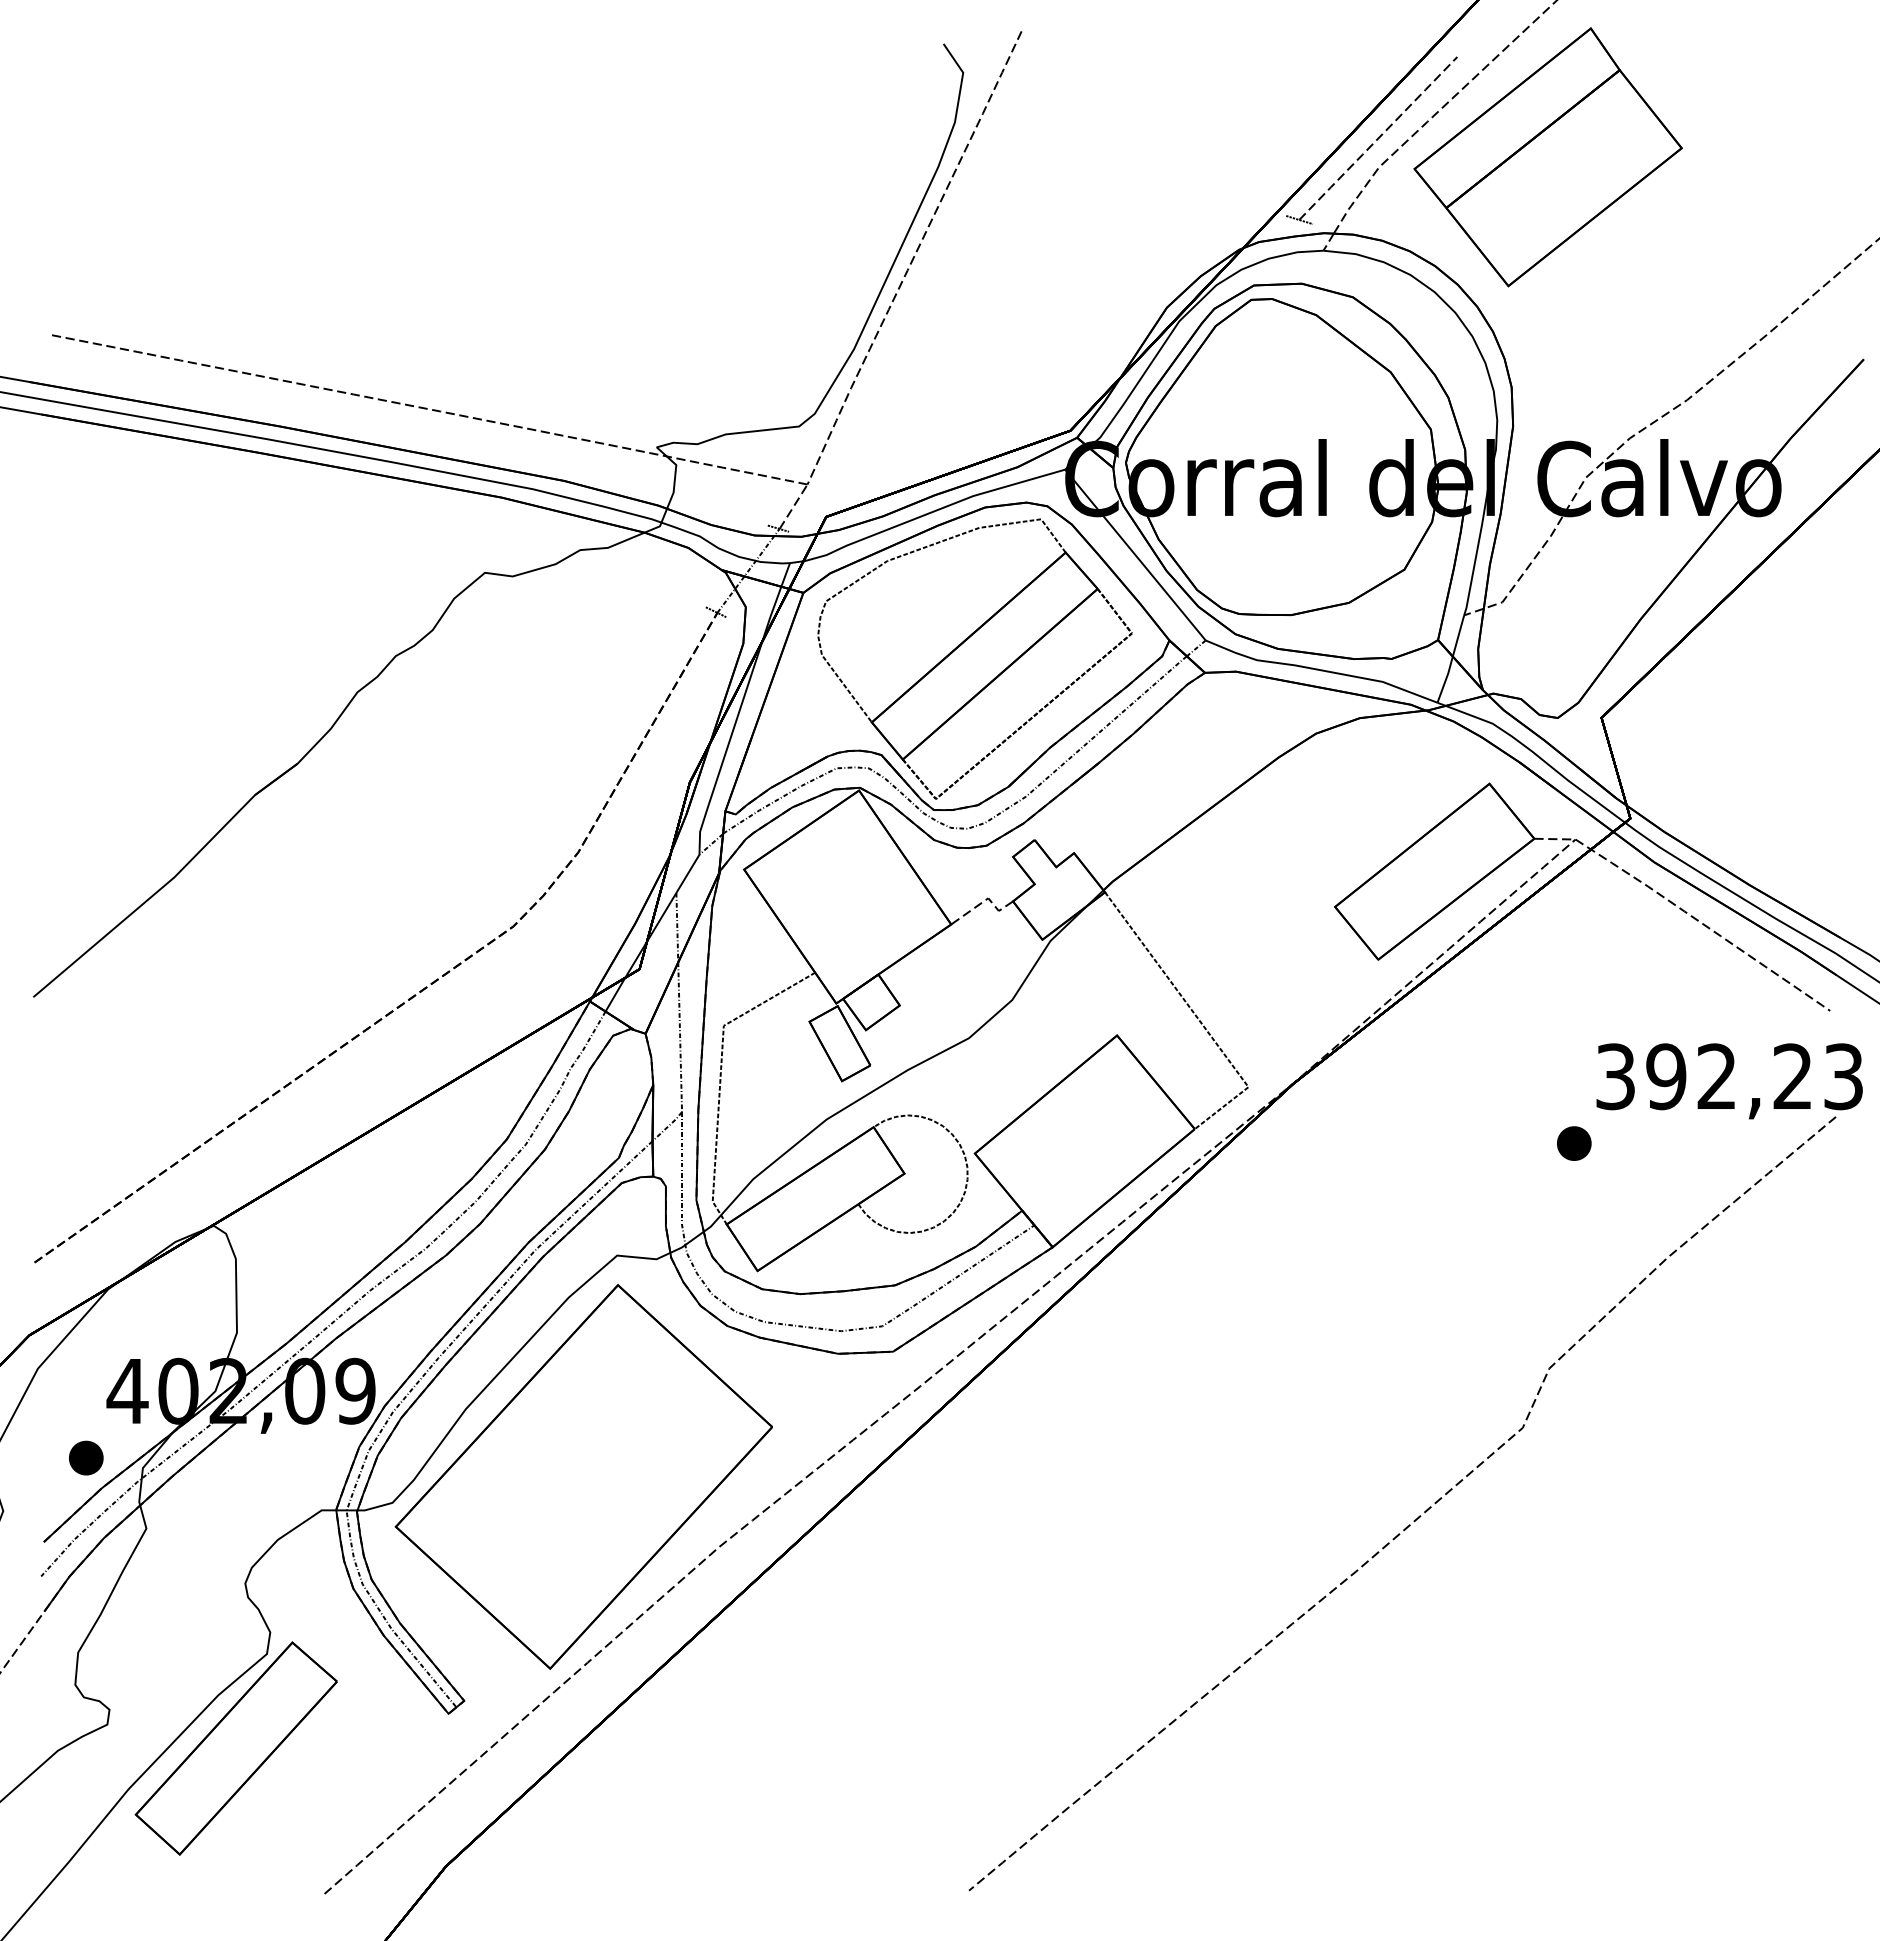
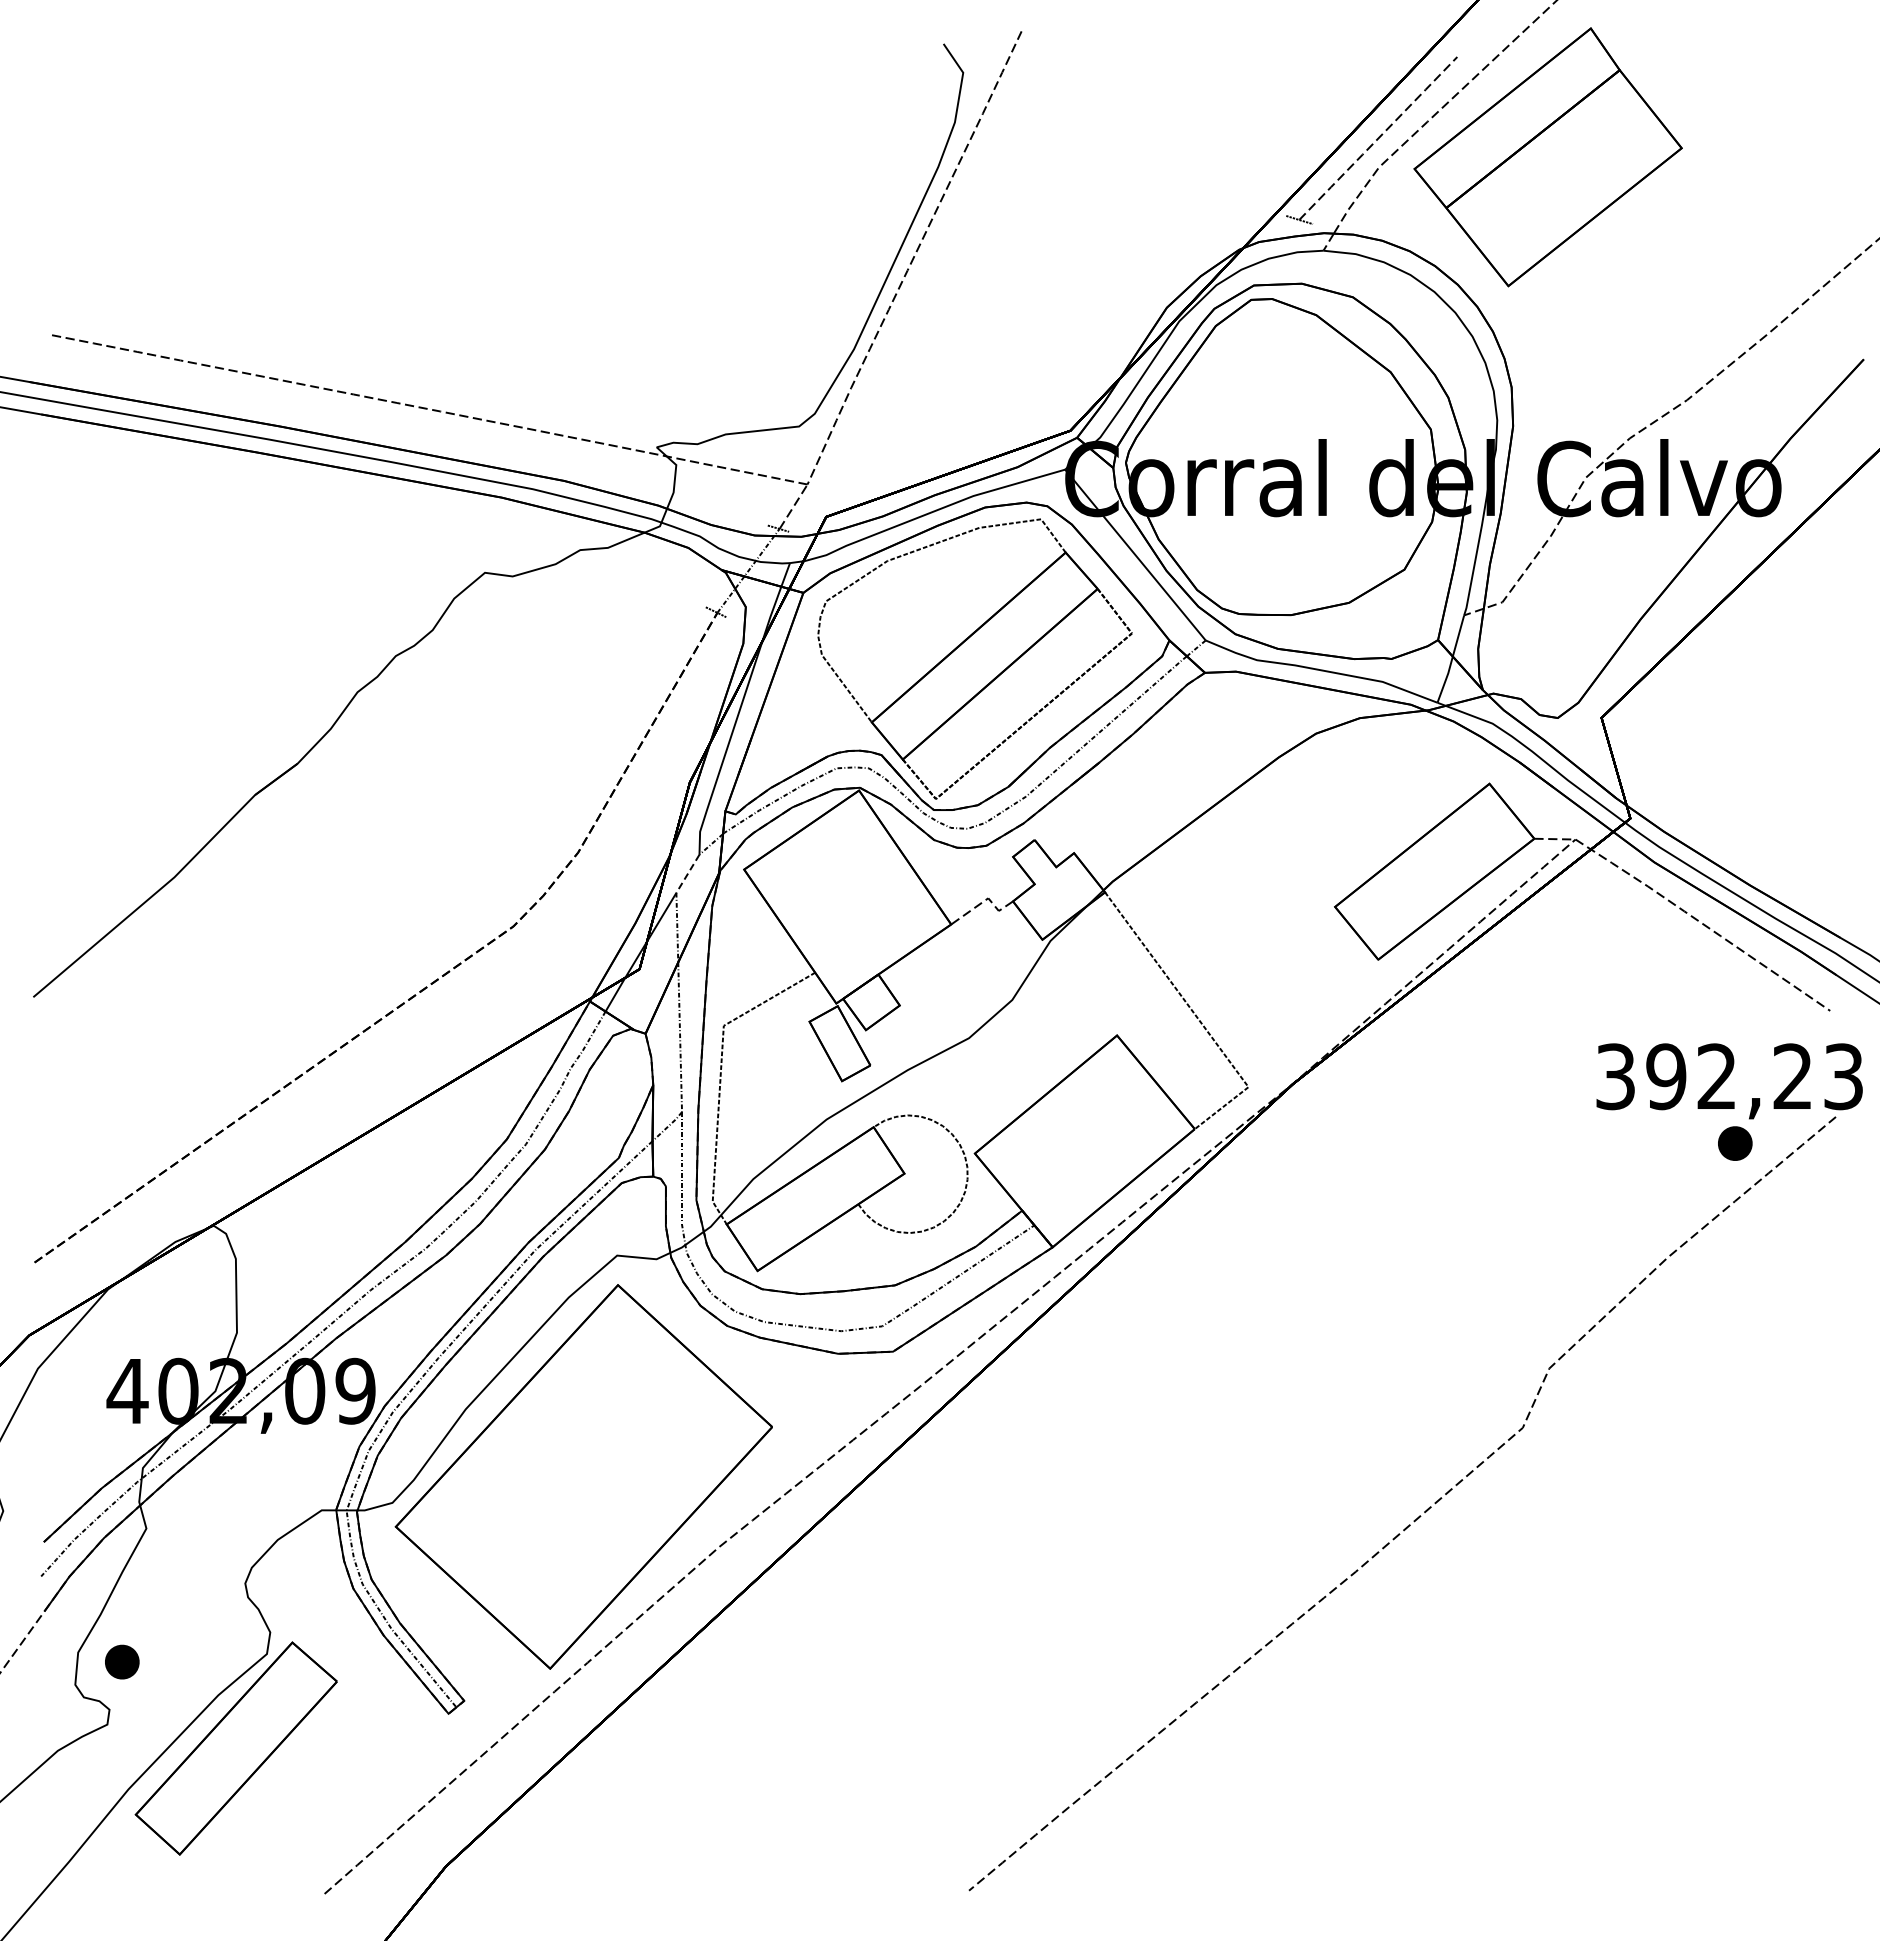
line: solid -> dashed (687, 874)
part position: (1574, 1143) -> (1735, 1143) (1735, 1143)
part position: (86, 1457) -> (122, 1661) (122, 1661)
